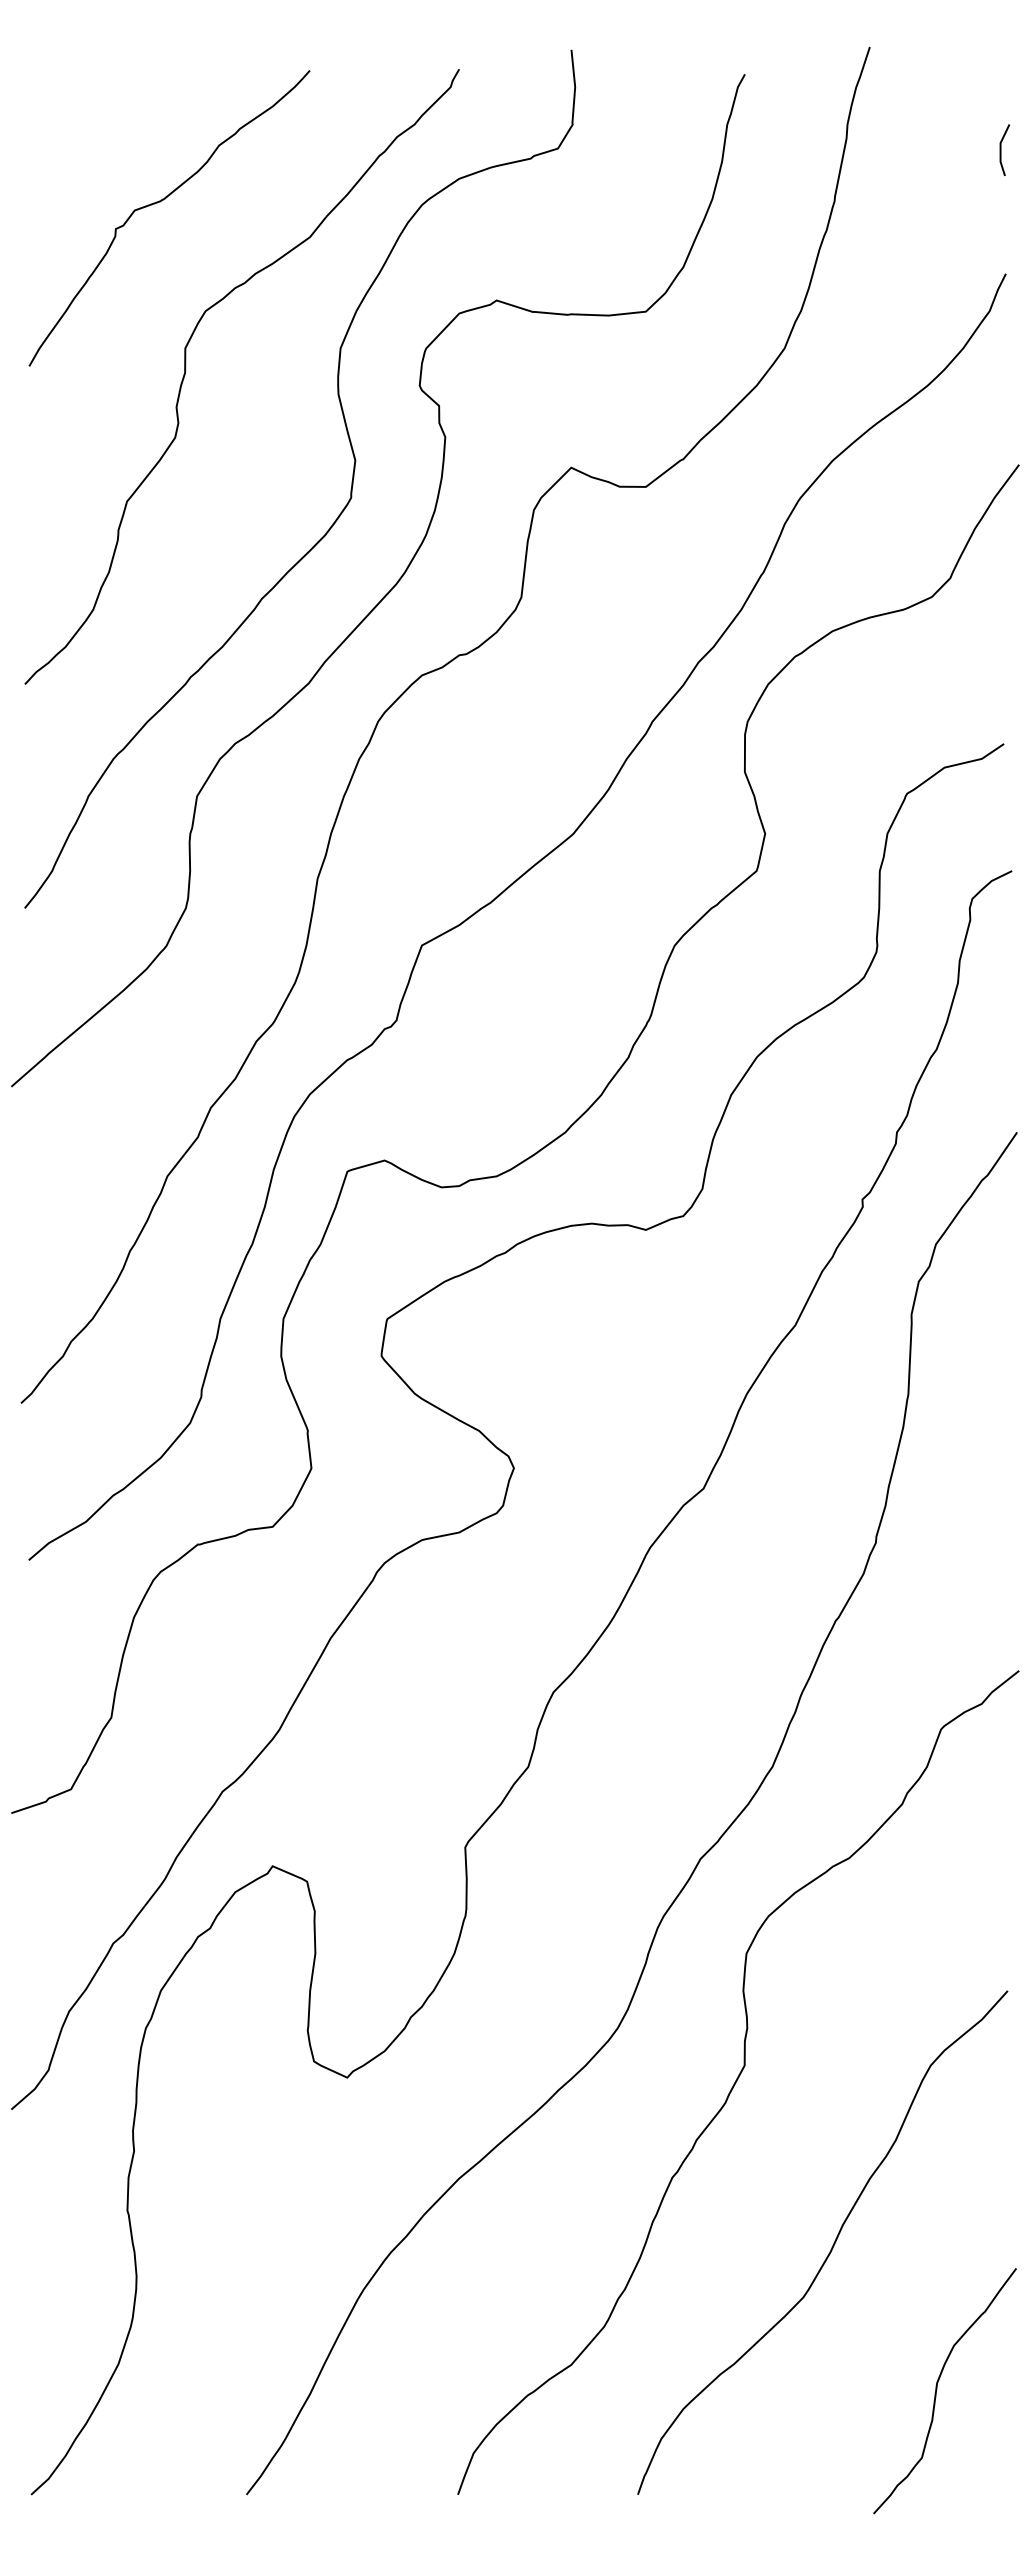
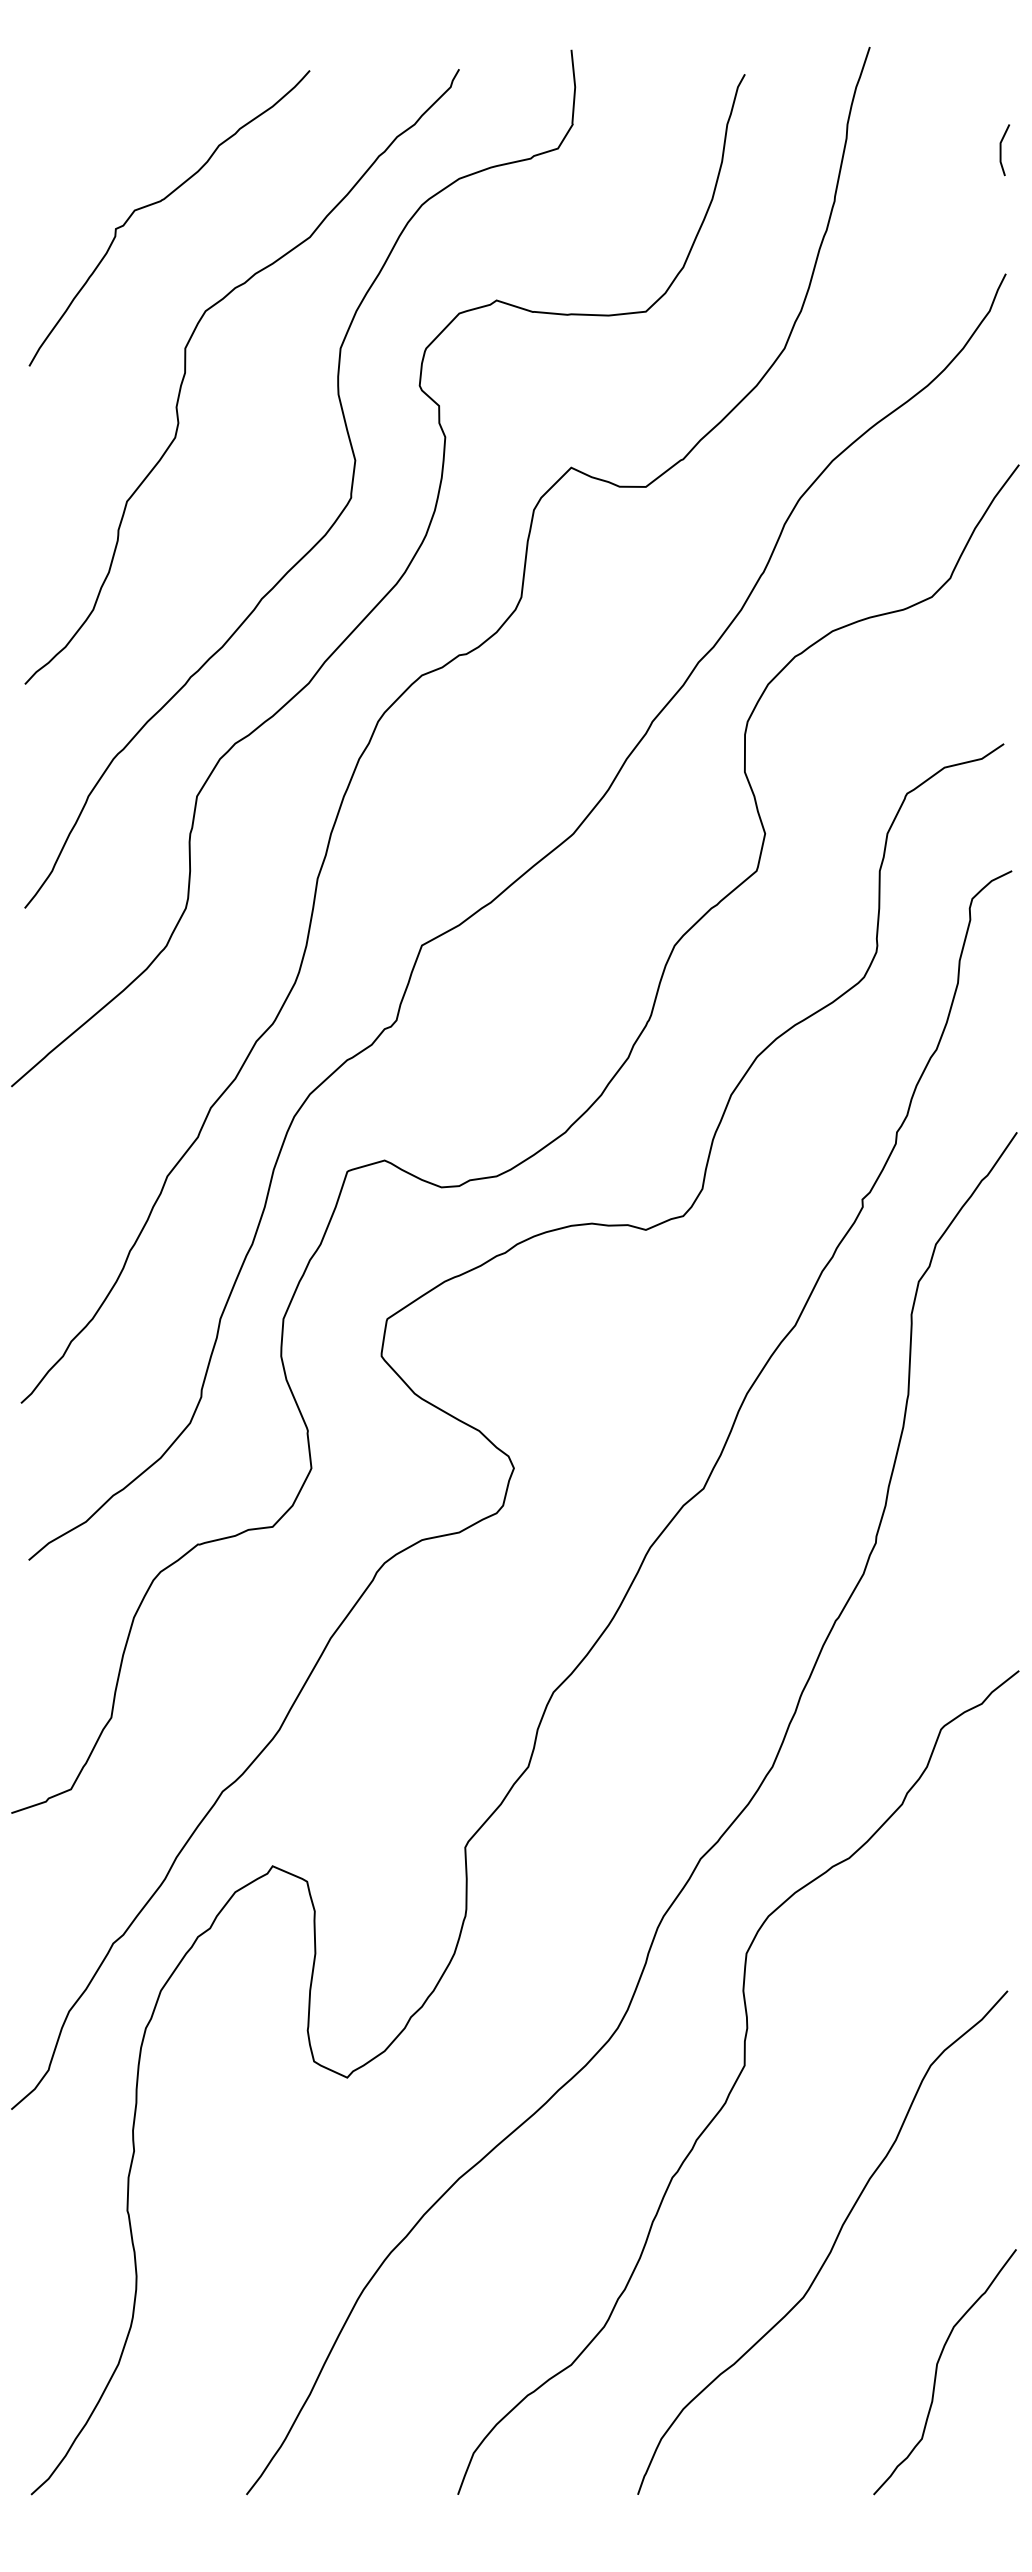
curve position: (937, 2390) -> (937, 2371) (937, 2371)
